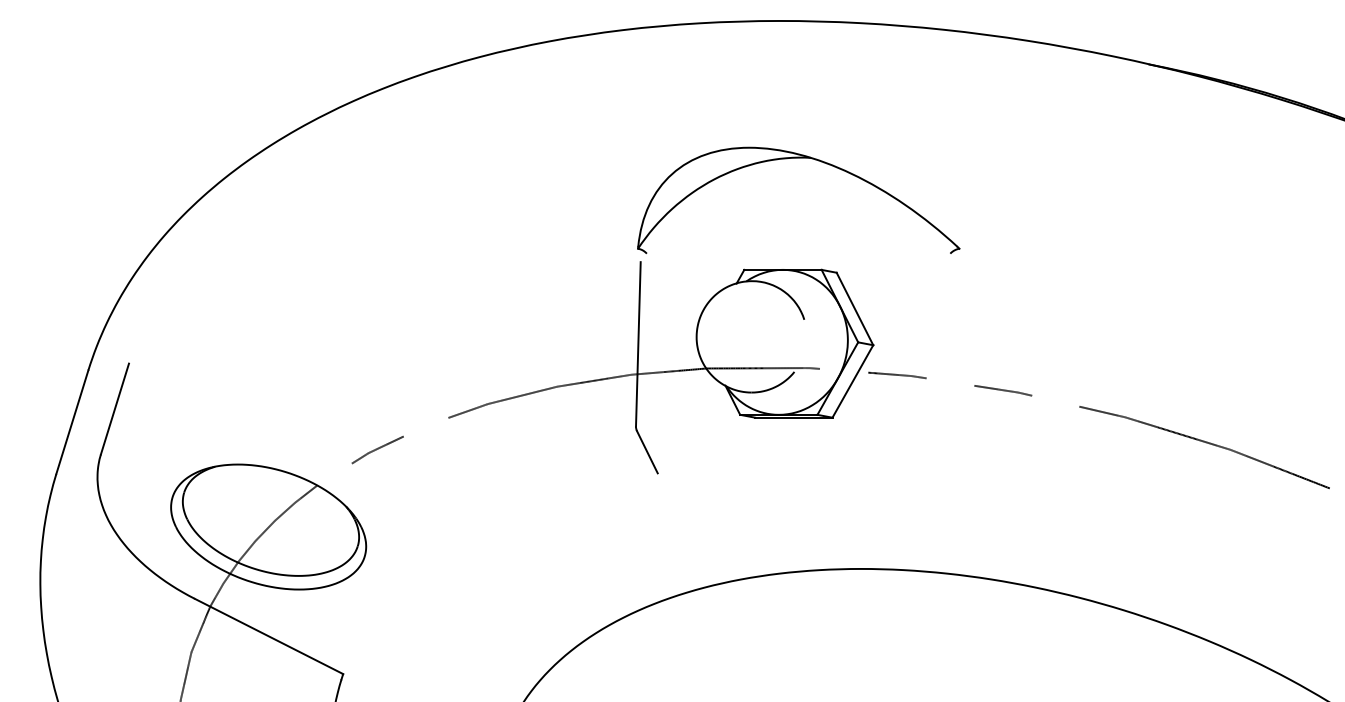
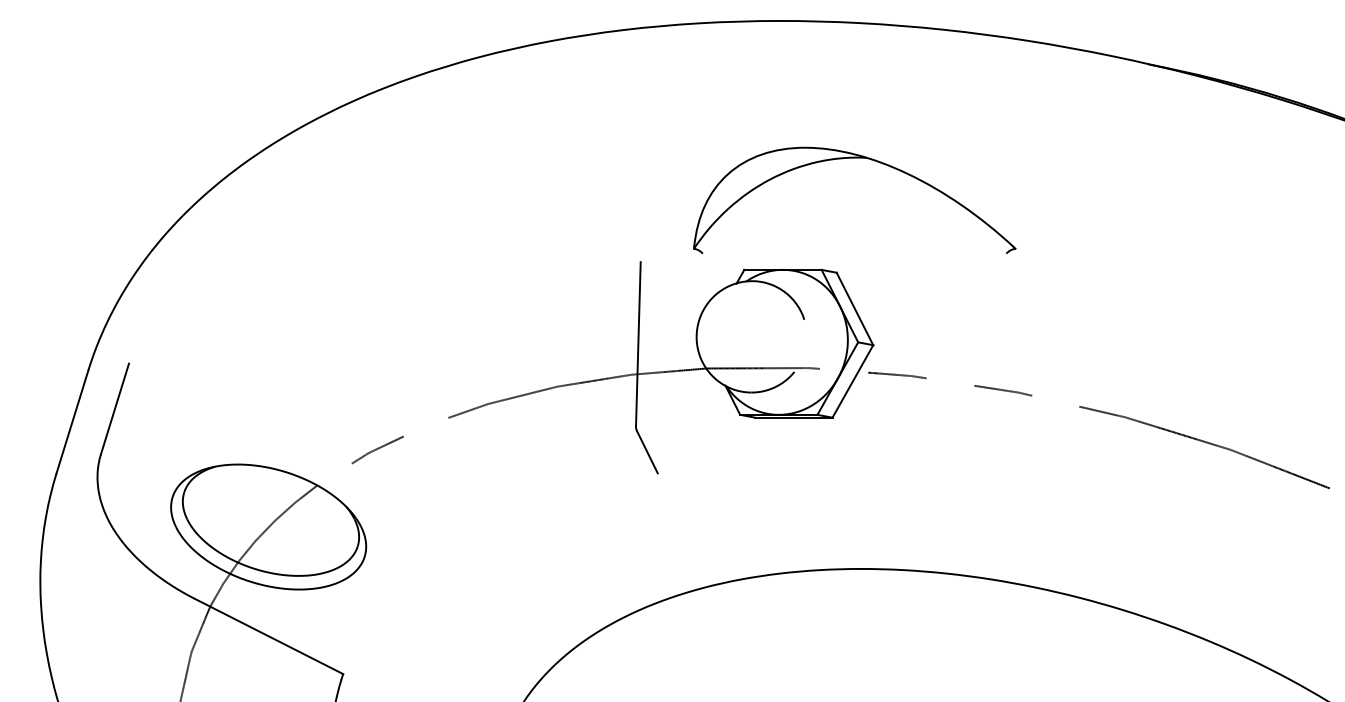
part position: (798, 158) -> (854, 158) (854, 158)
